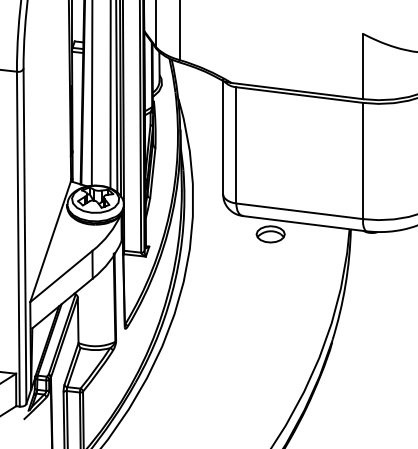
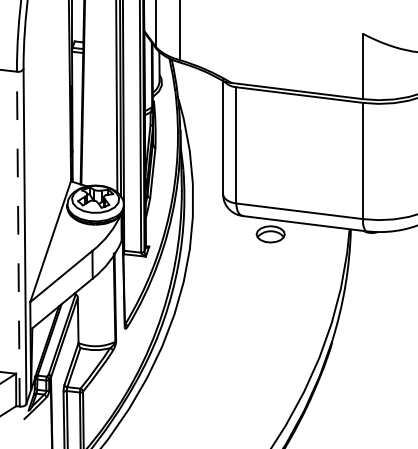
line: present -> none (91, 93)
line: present -> none (110, 95)
line: solid -> dashed (18, 238)
